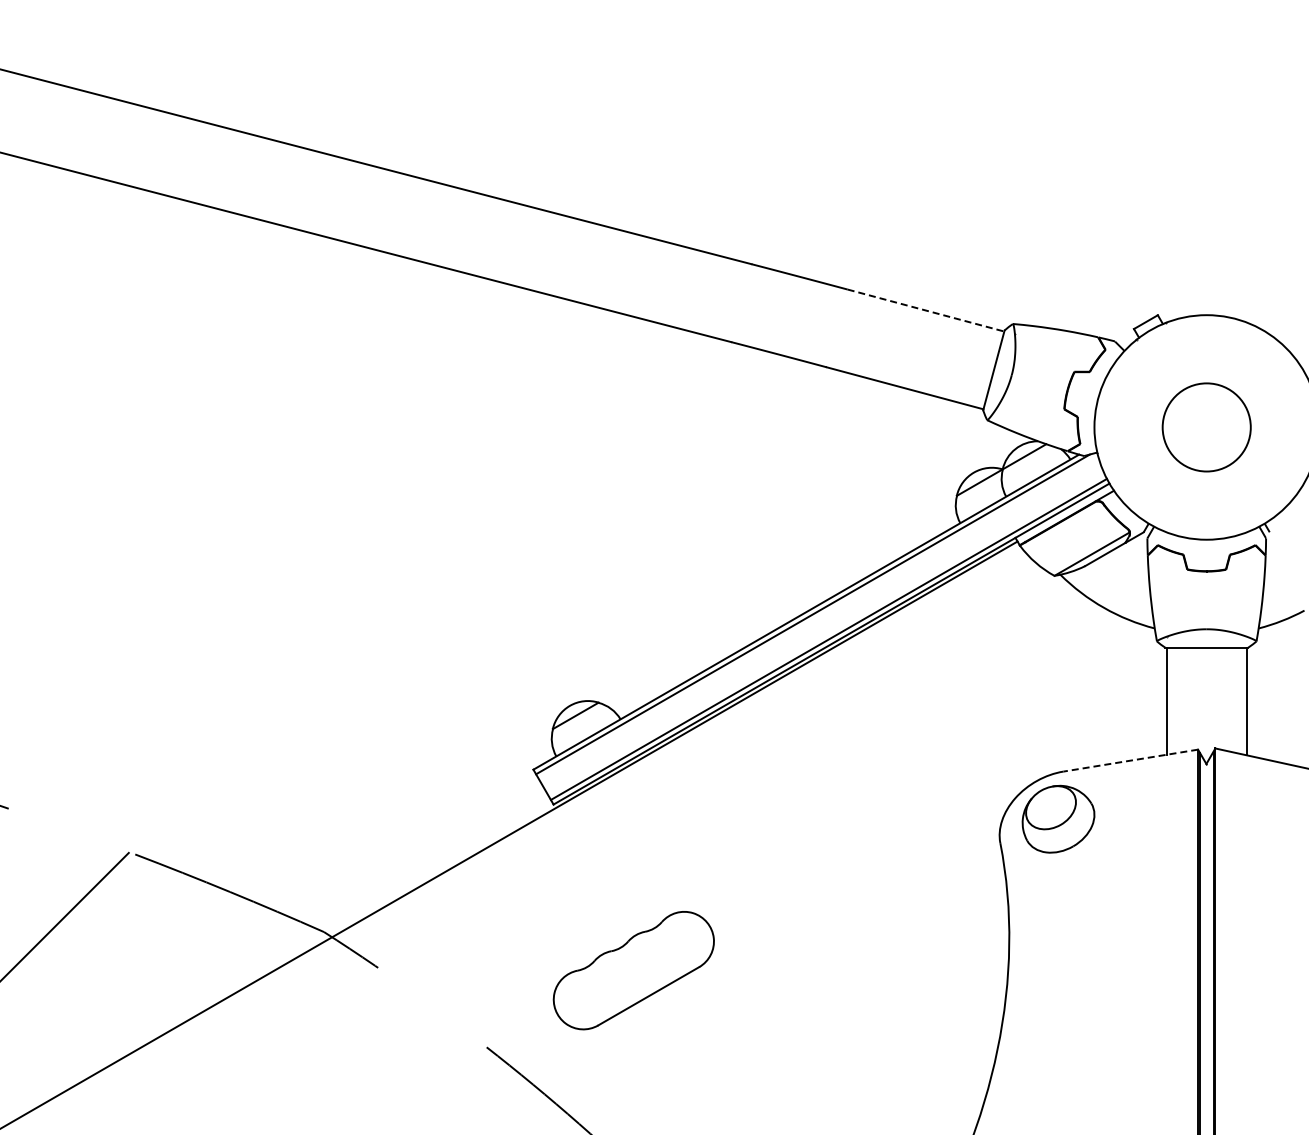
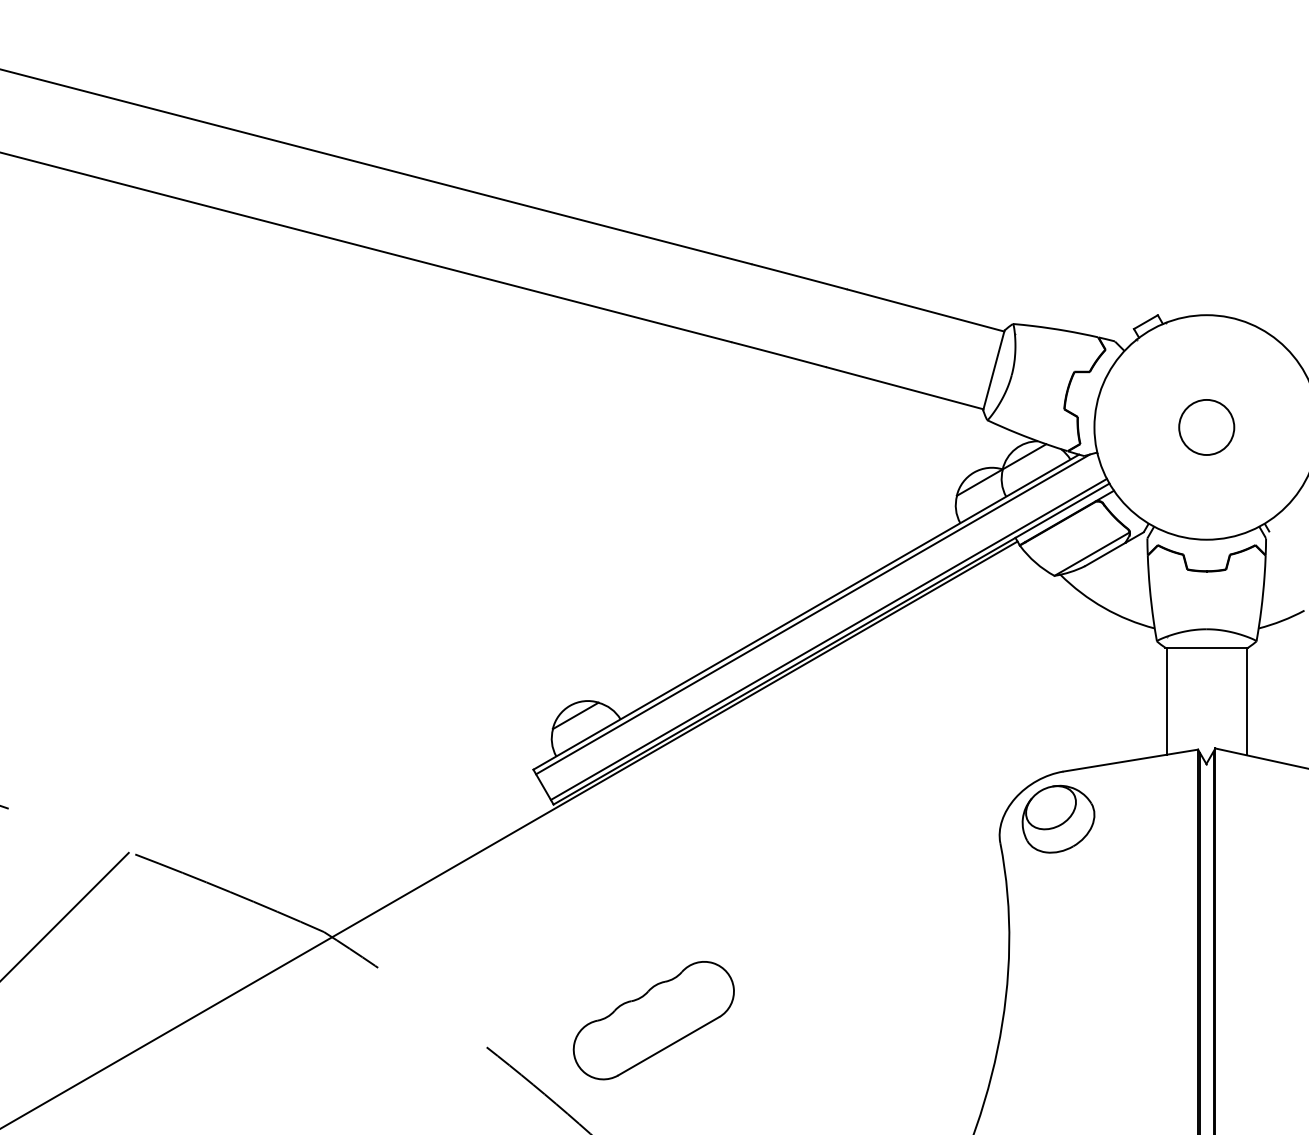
line: dashed -> solid (926, 310)
circle diameter: 88 px -> 55 px (1206, 427)
line: dashed -> solid (1130, 760)
part position: (633, 970) -> (653, 1020) (653, 1020)
